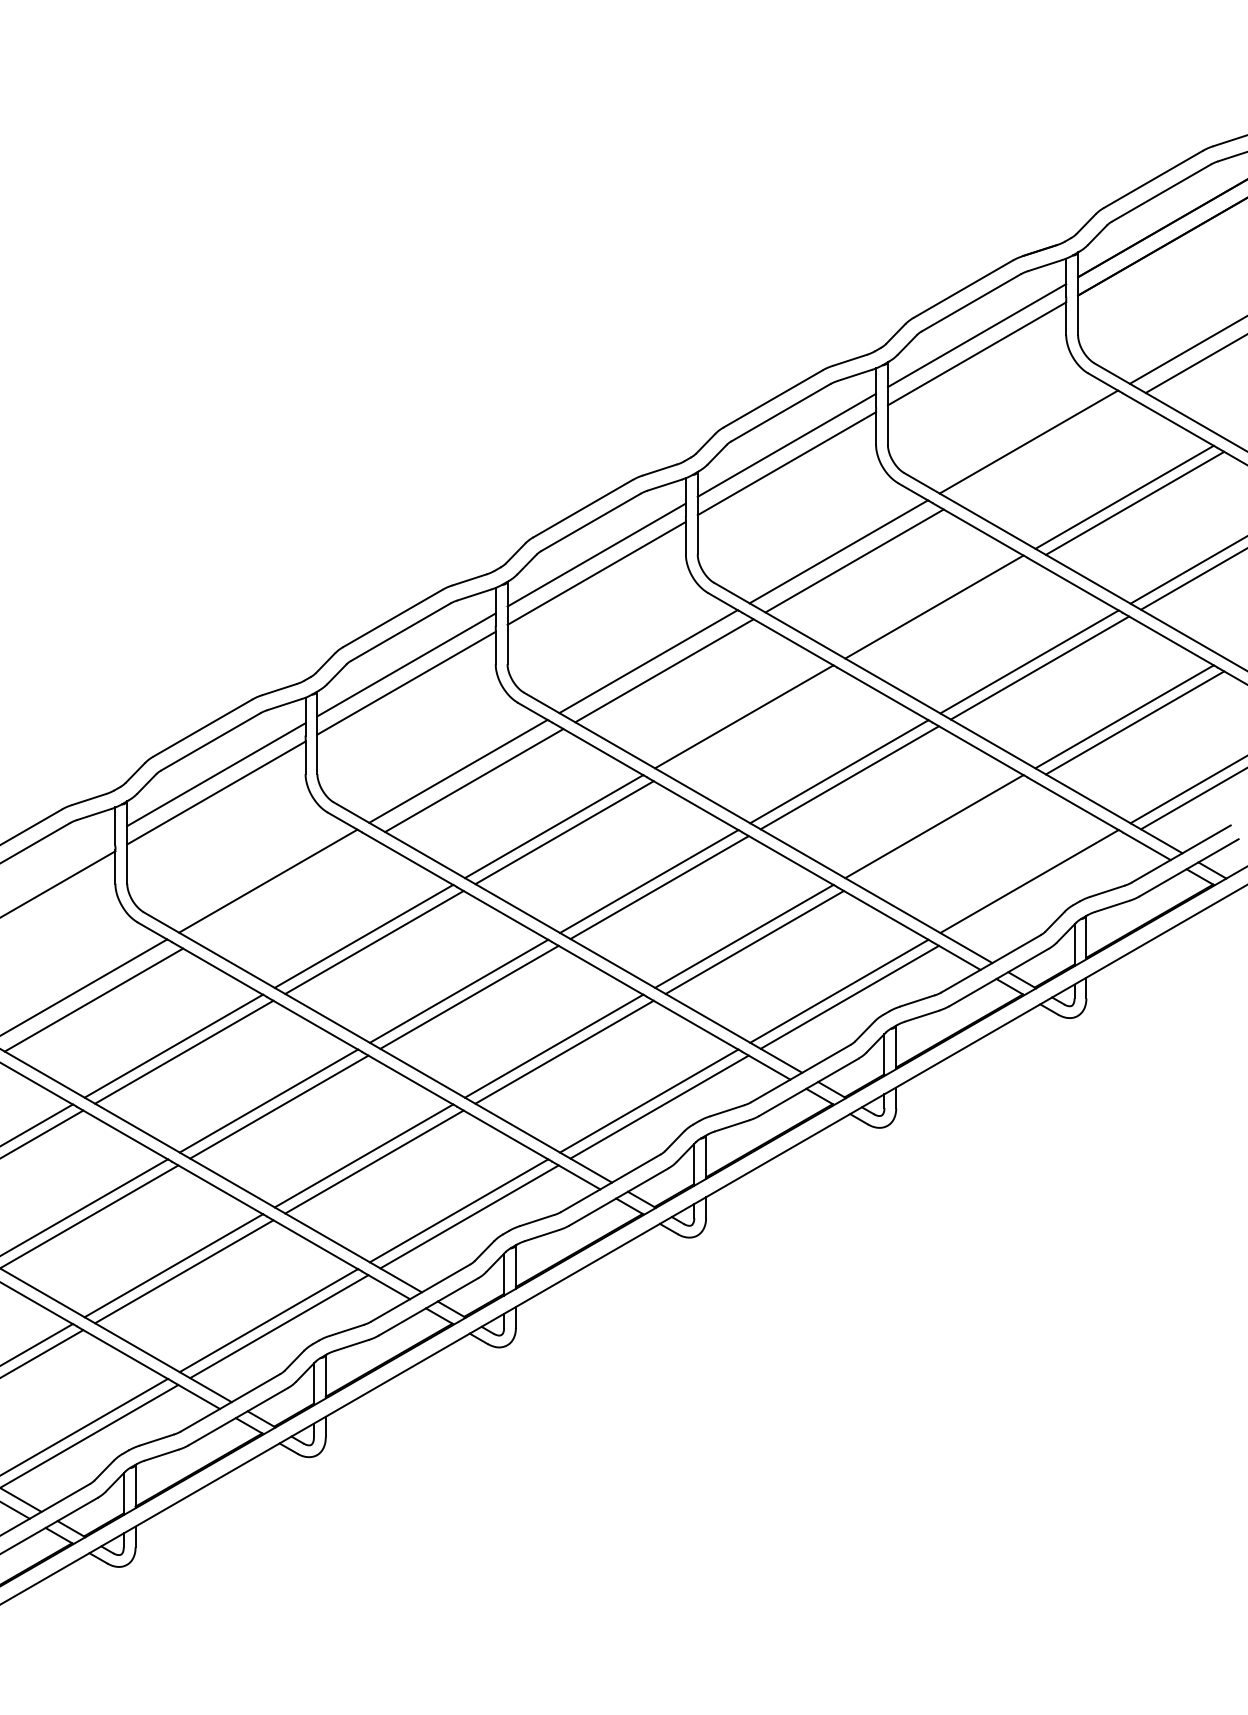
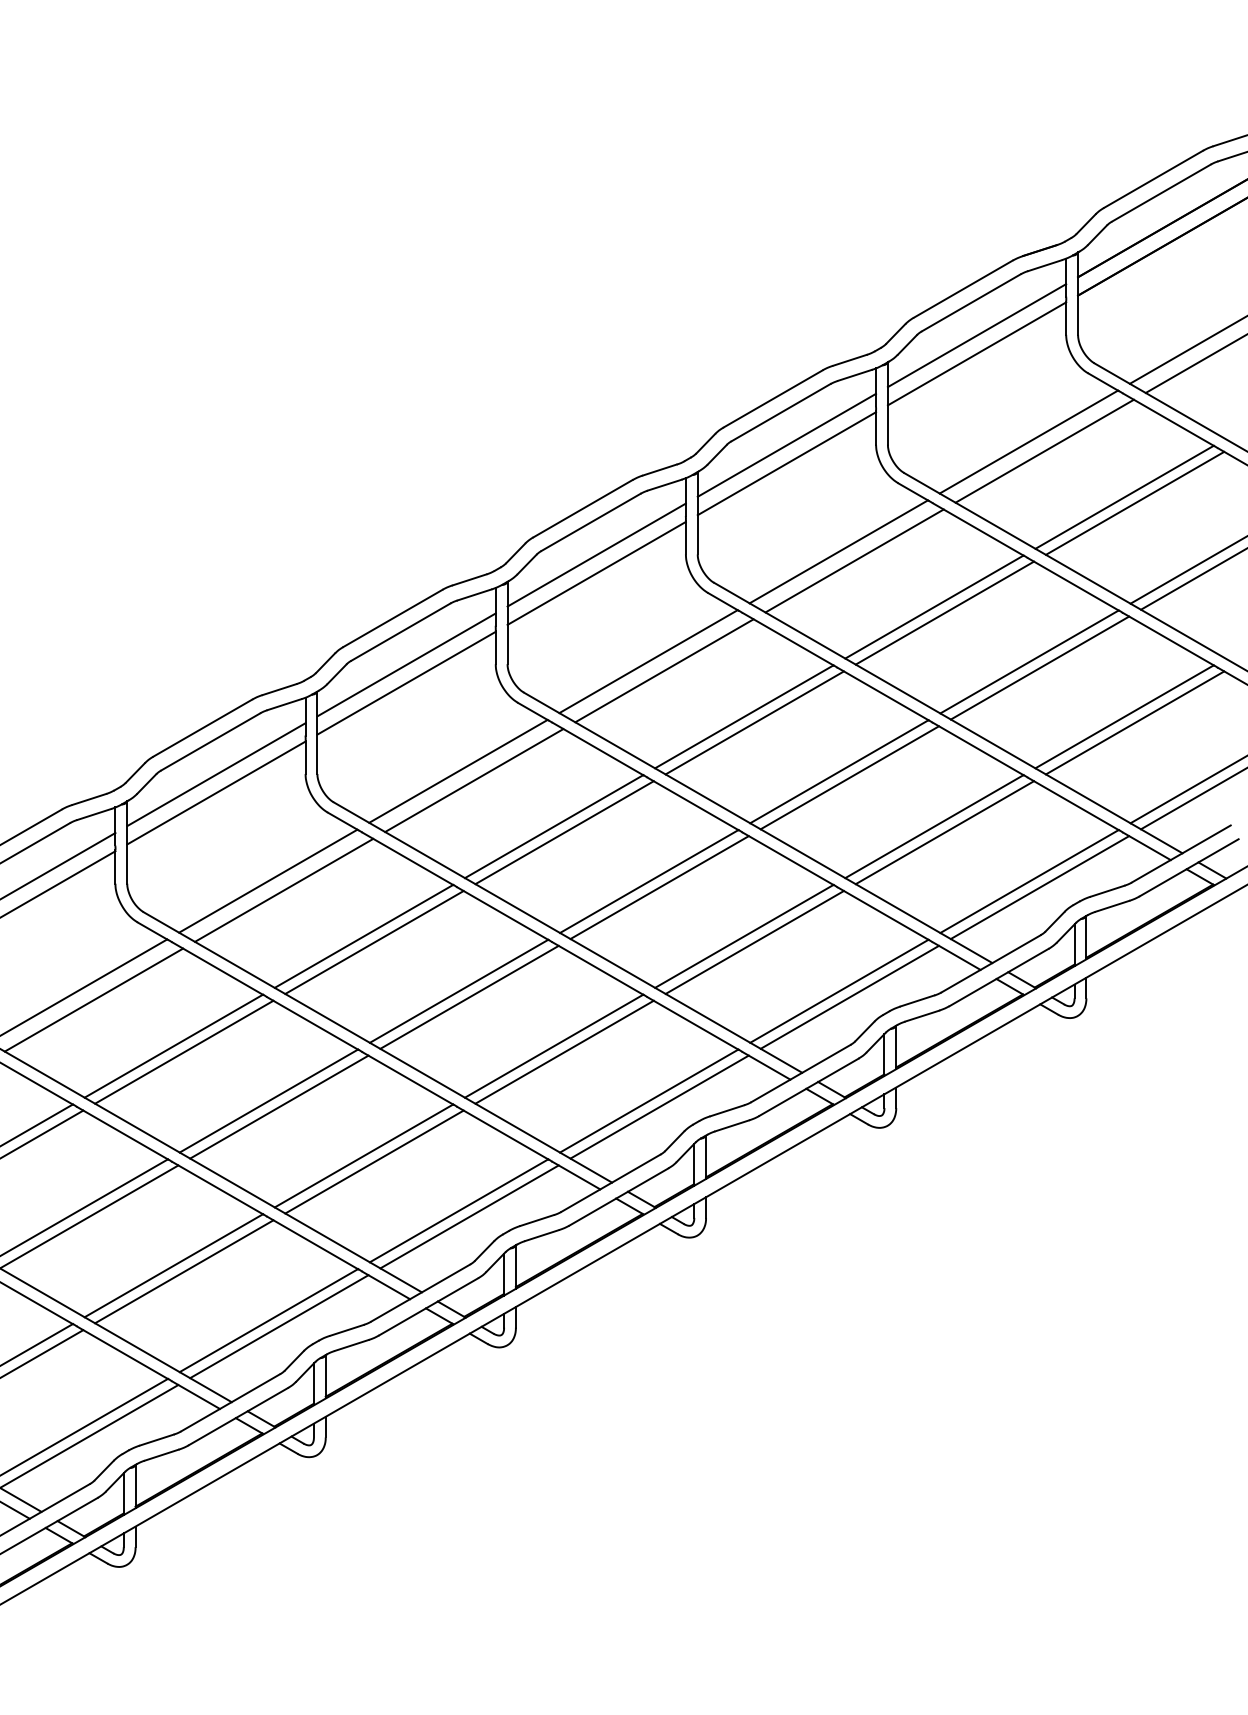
line: none -> present (1044, 450)
line: none -> present (944, 612)
line: none -> present (754, 722)
line: none -> present (944, 832)
line: none -> present (58, 865)
line: none -> present (1039, 887)
line: none -> present (284, 889)
